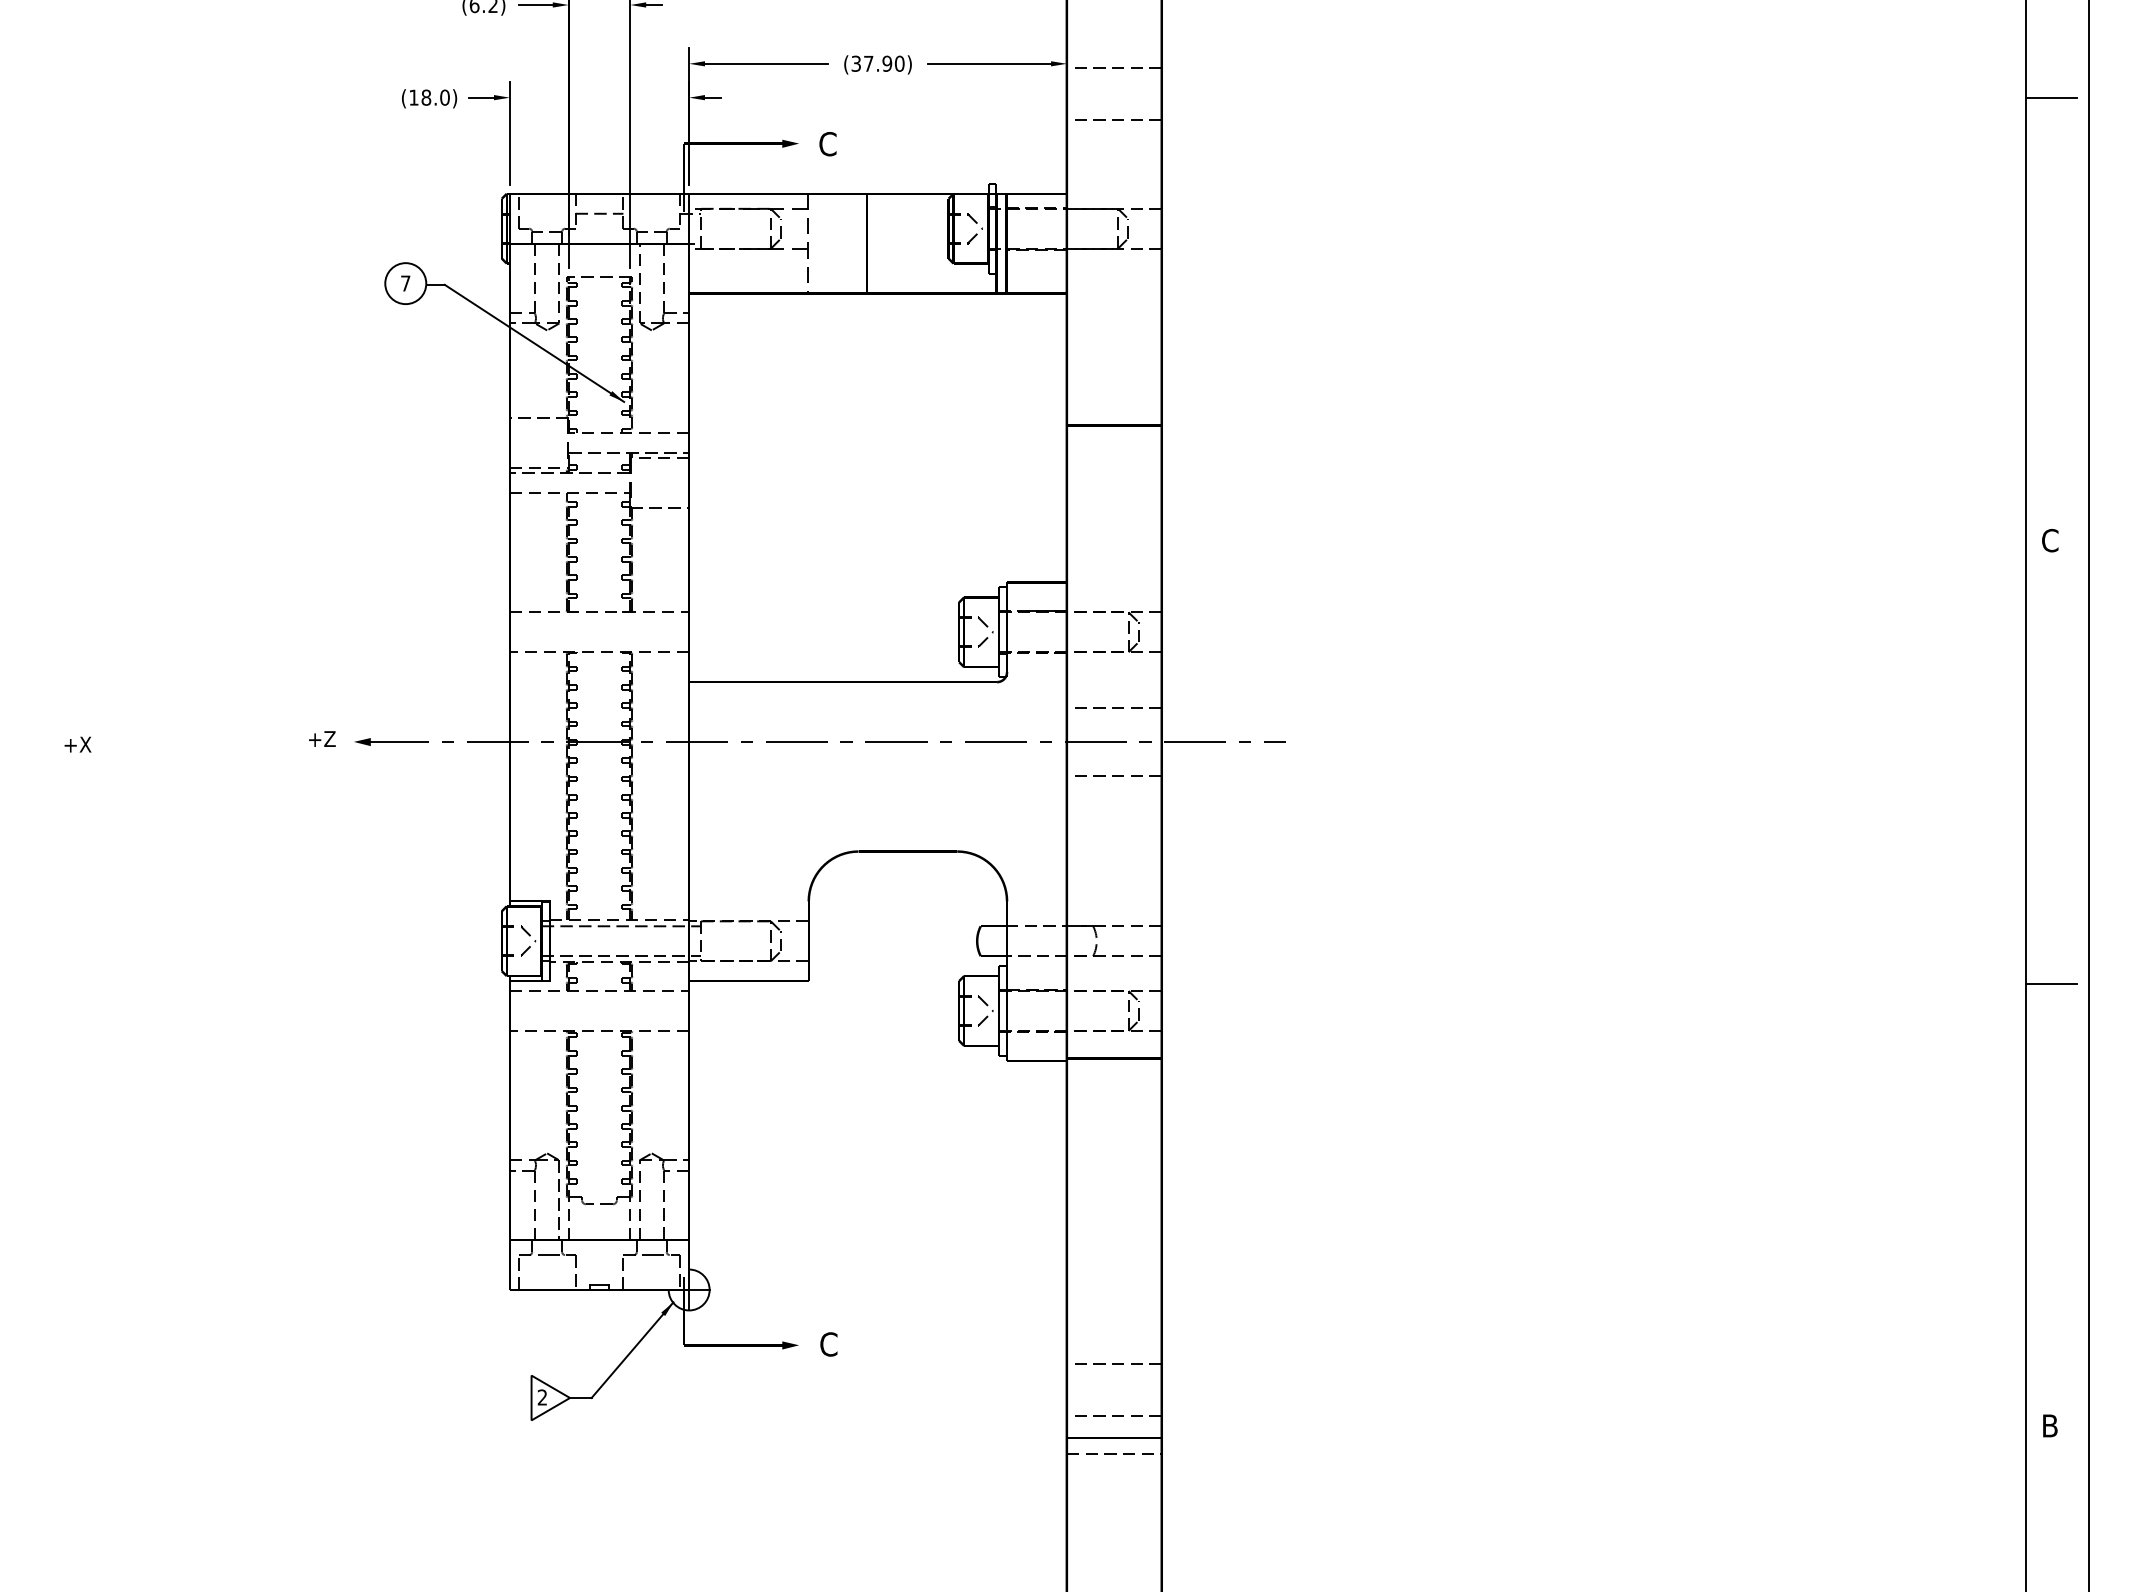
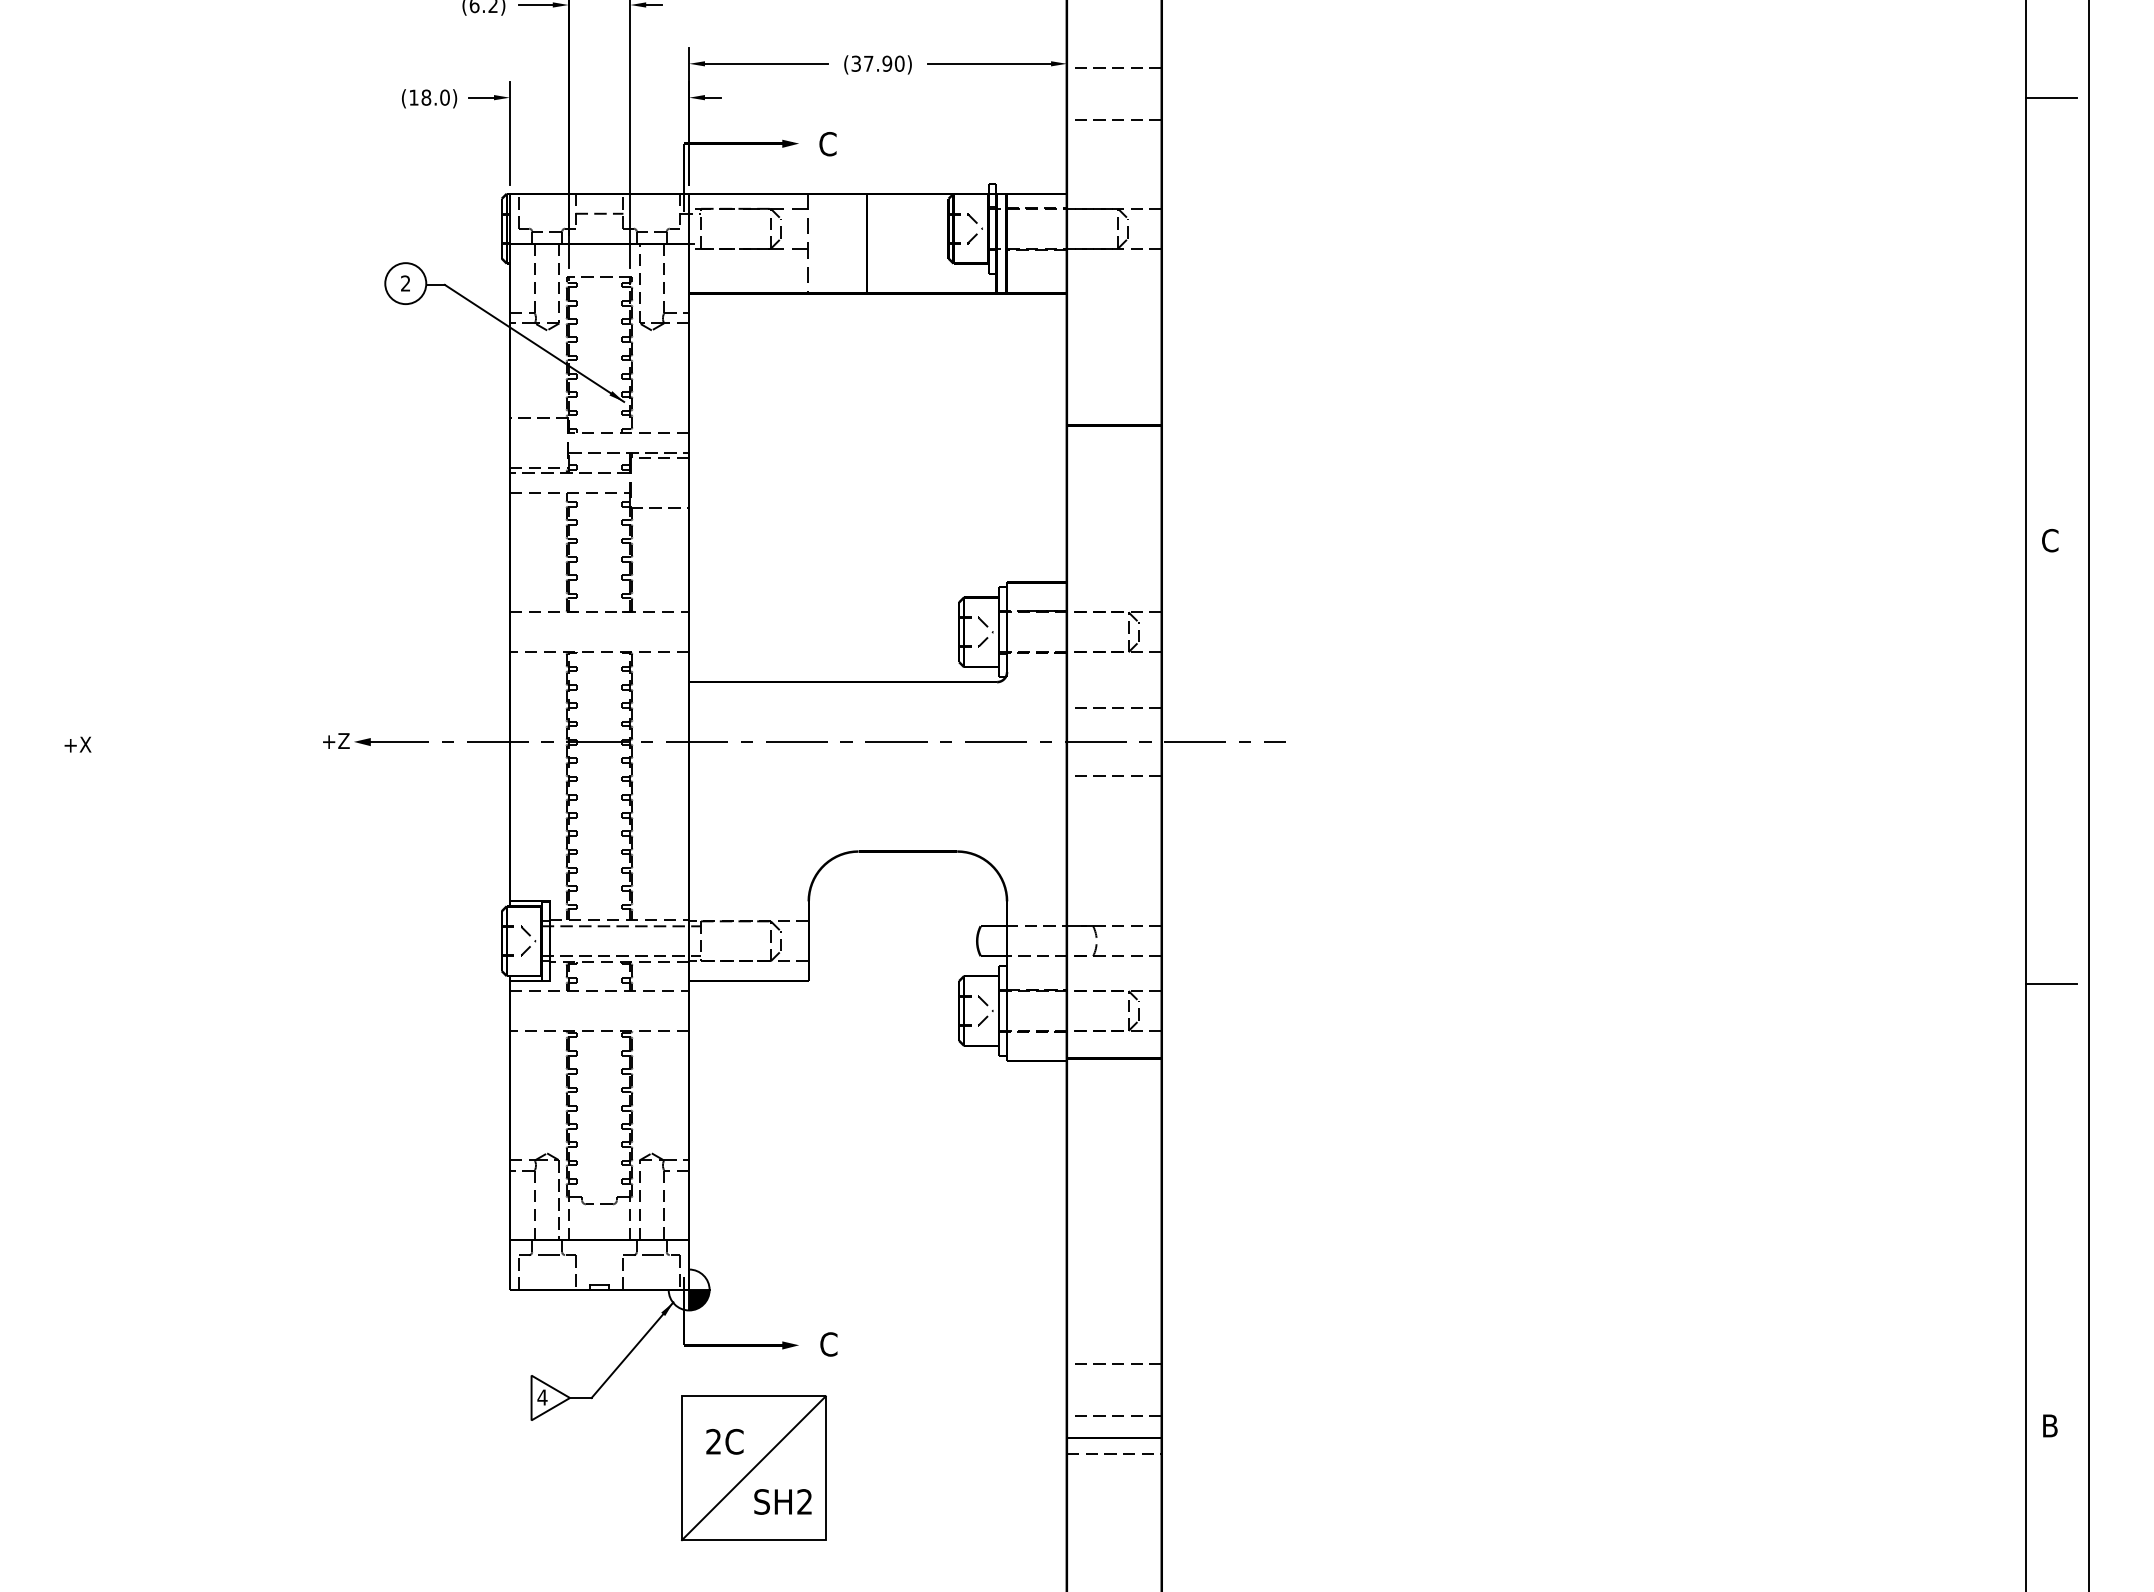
text: 7 -> 2 (405, 283)
text position: (322, 738) -> (336, 740) (336, 740)
fill: none -> present (699, 1300)
text: 2 -> 4 (542, 1397)
part: none -> present (753, 1468)
